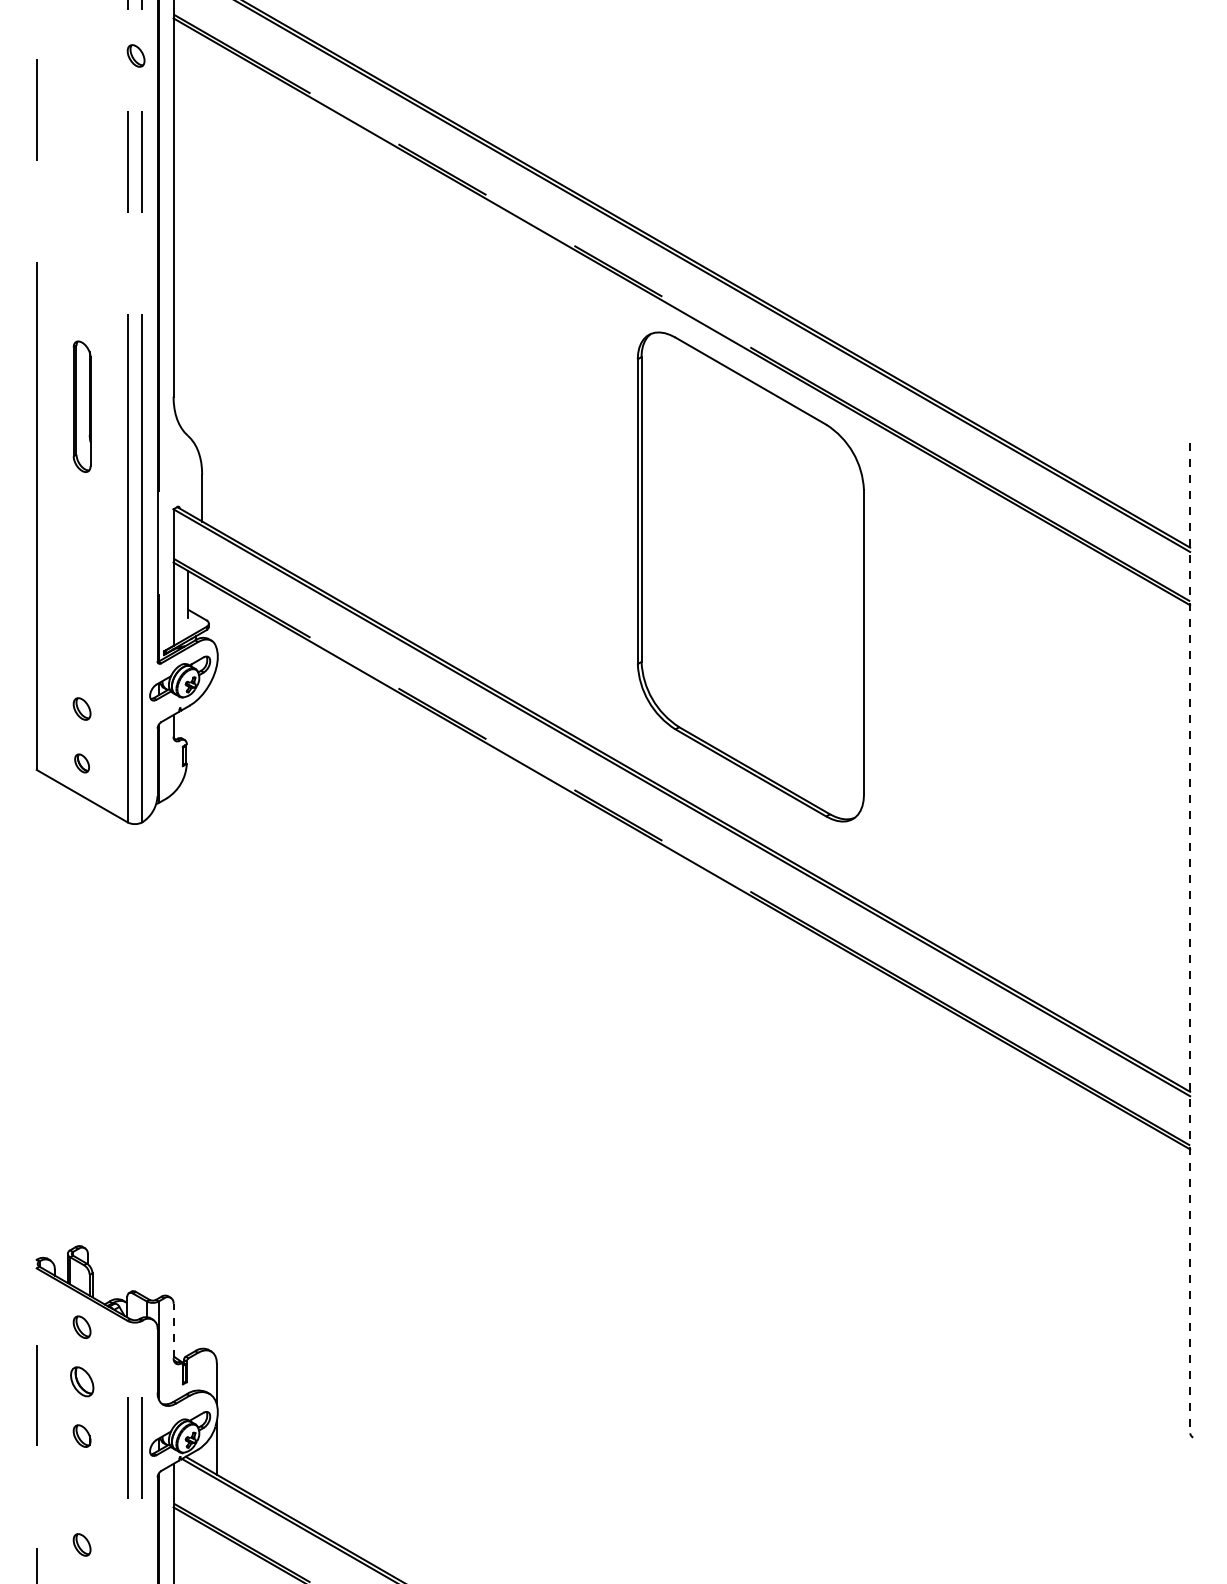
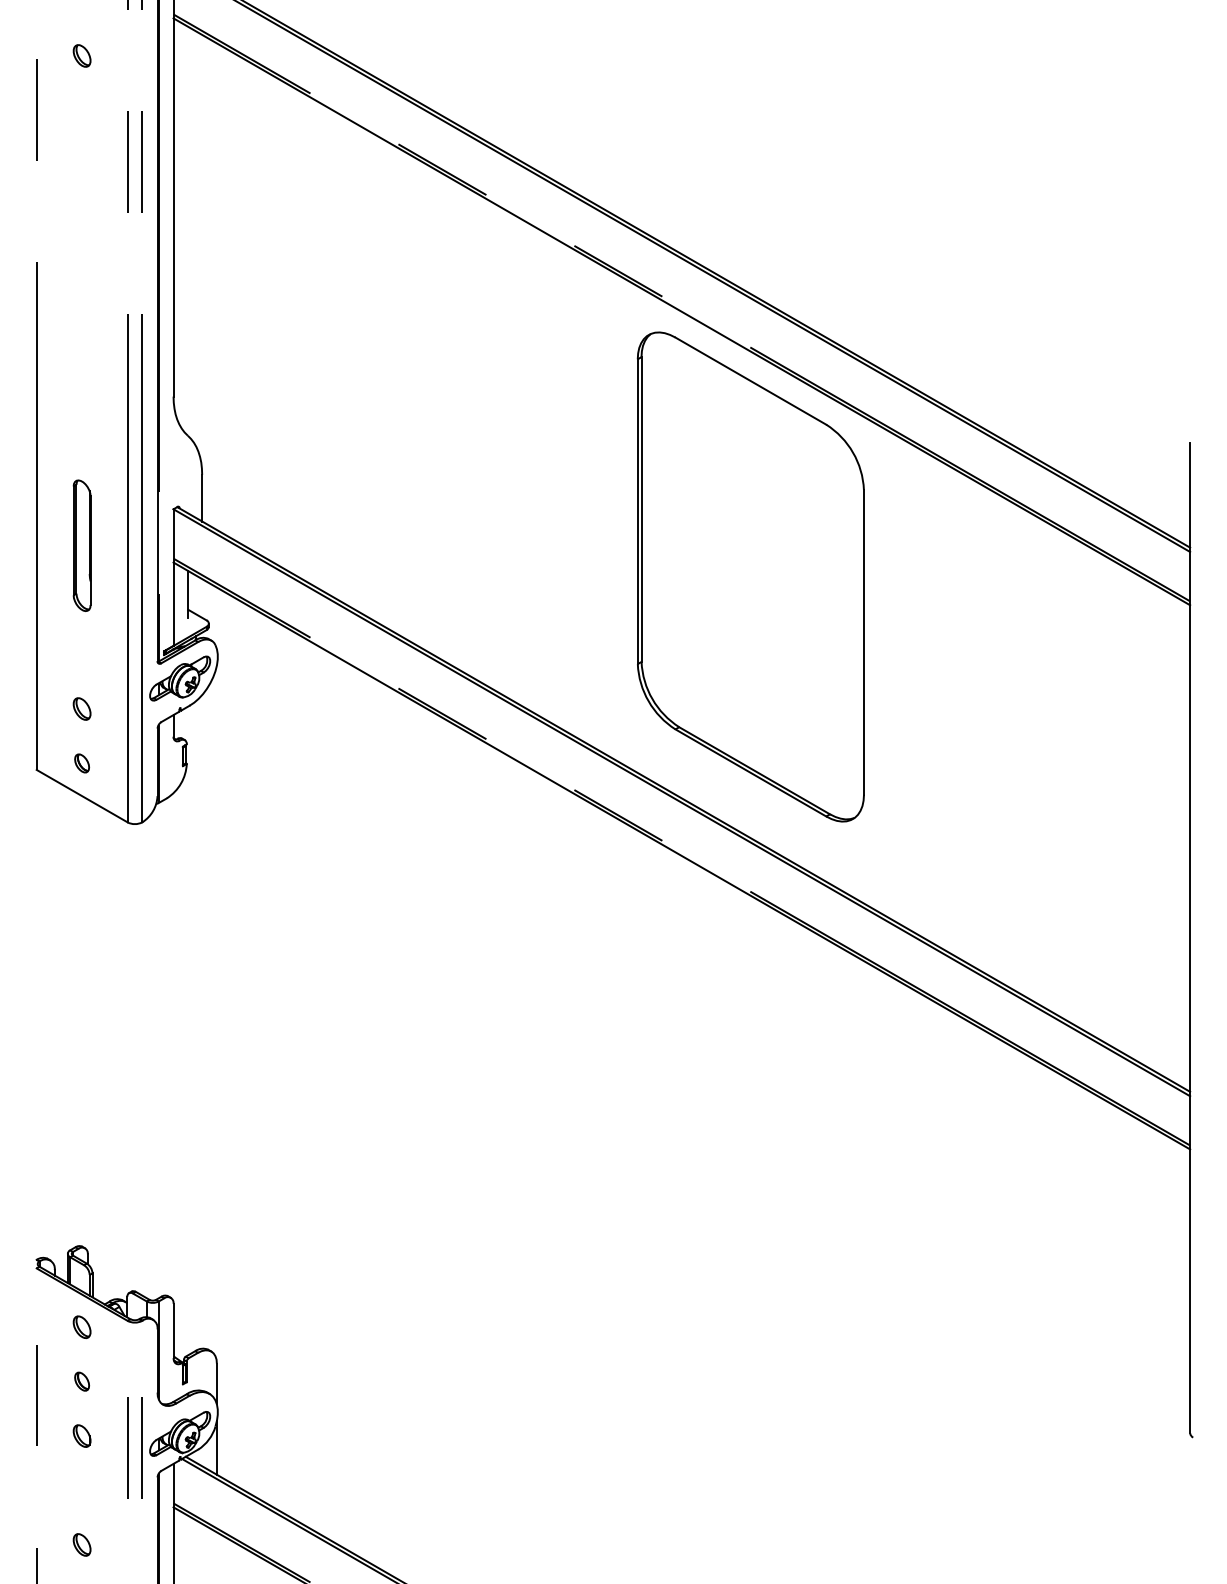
part position: (135, 55) -> (81, 55) (81, 55)
part position: (81, 406) -> (81, 545) (81, 545)
line: dashed -> solid (1190, 938)
line: dashed -> solid (173, 1330)
part size: 25x32 px -> 16x21 px (81, 1381)
